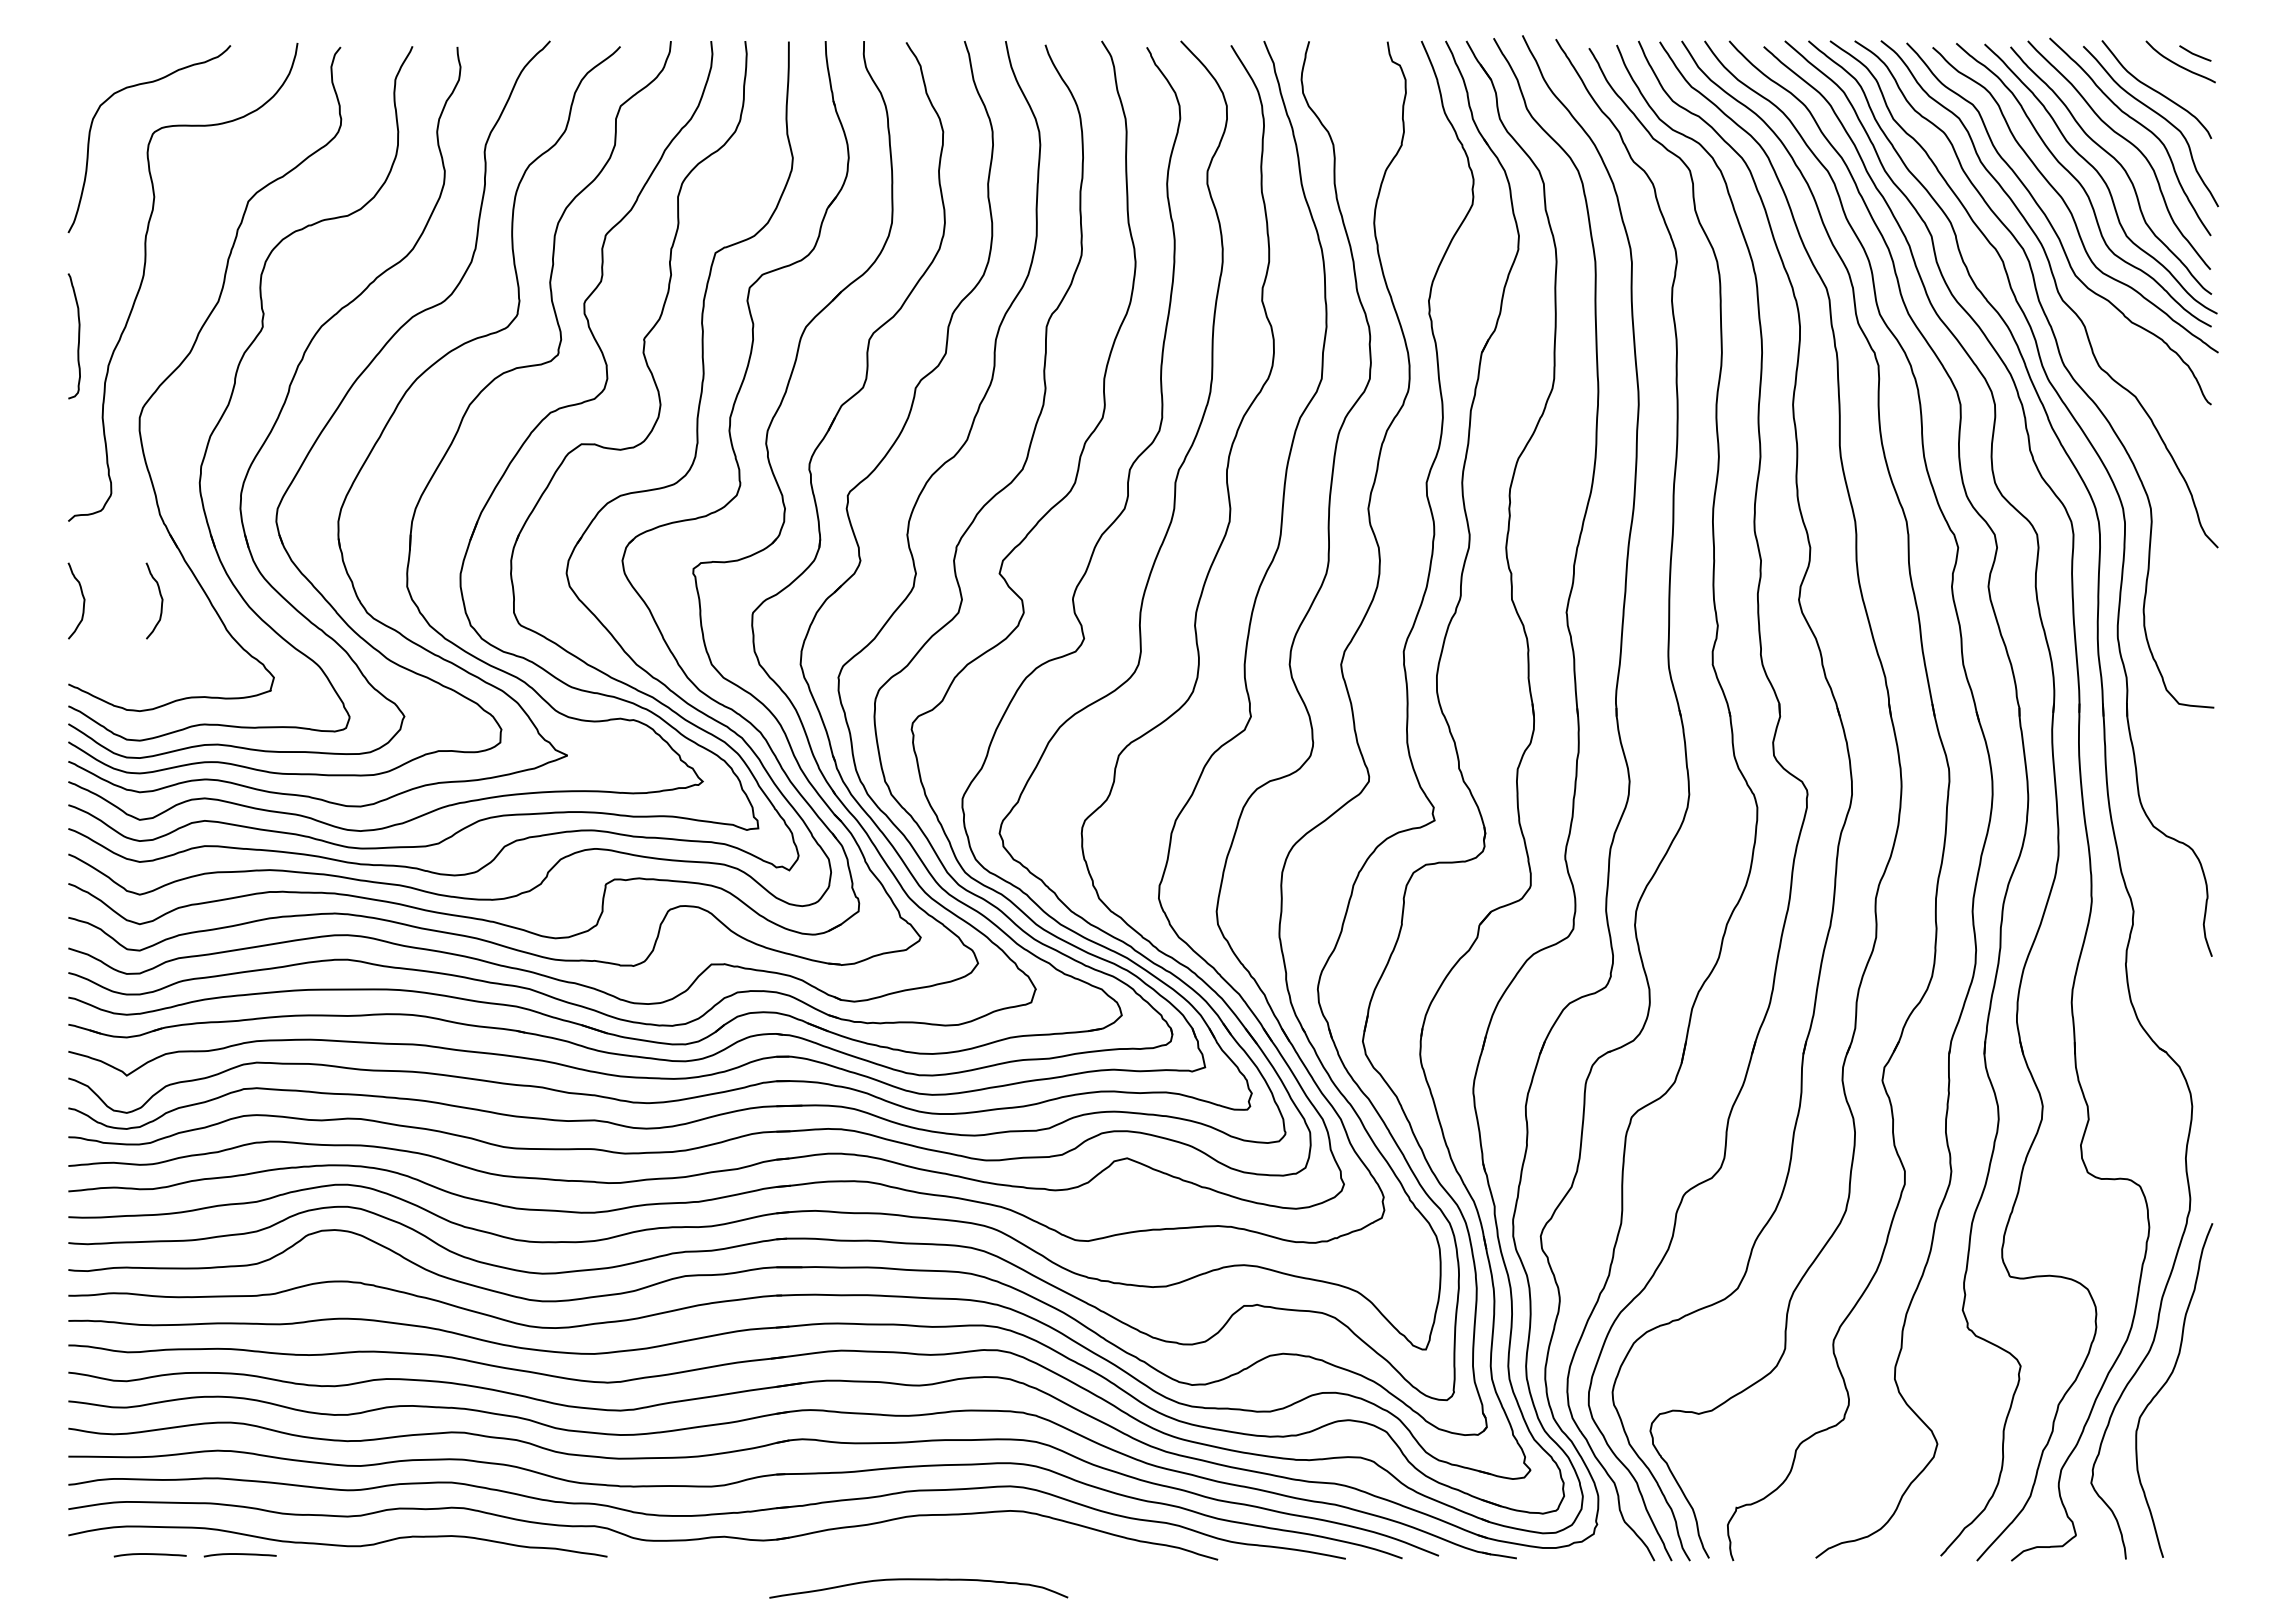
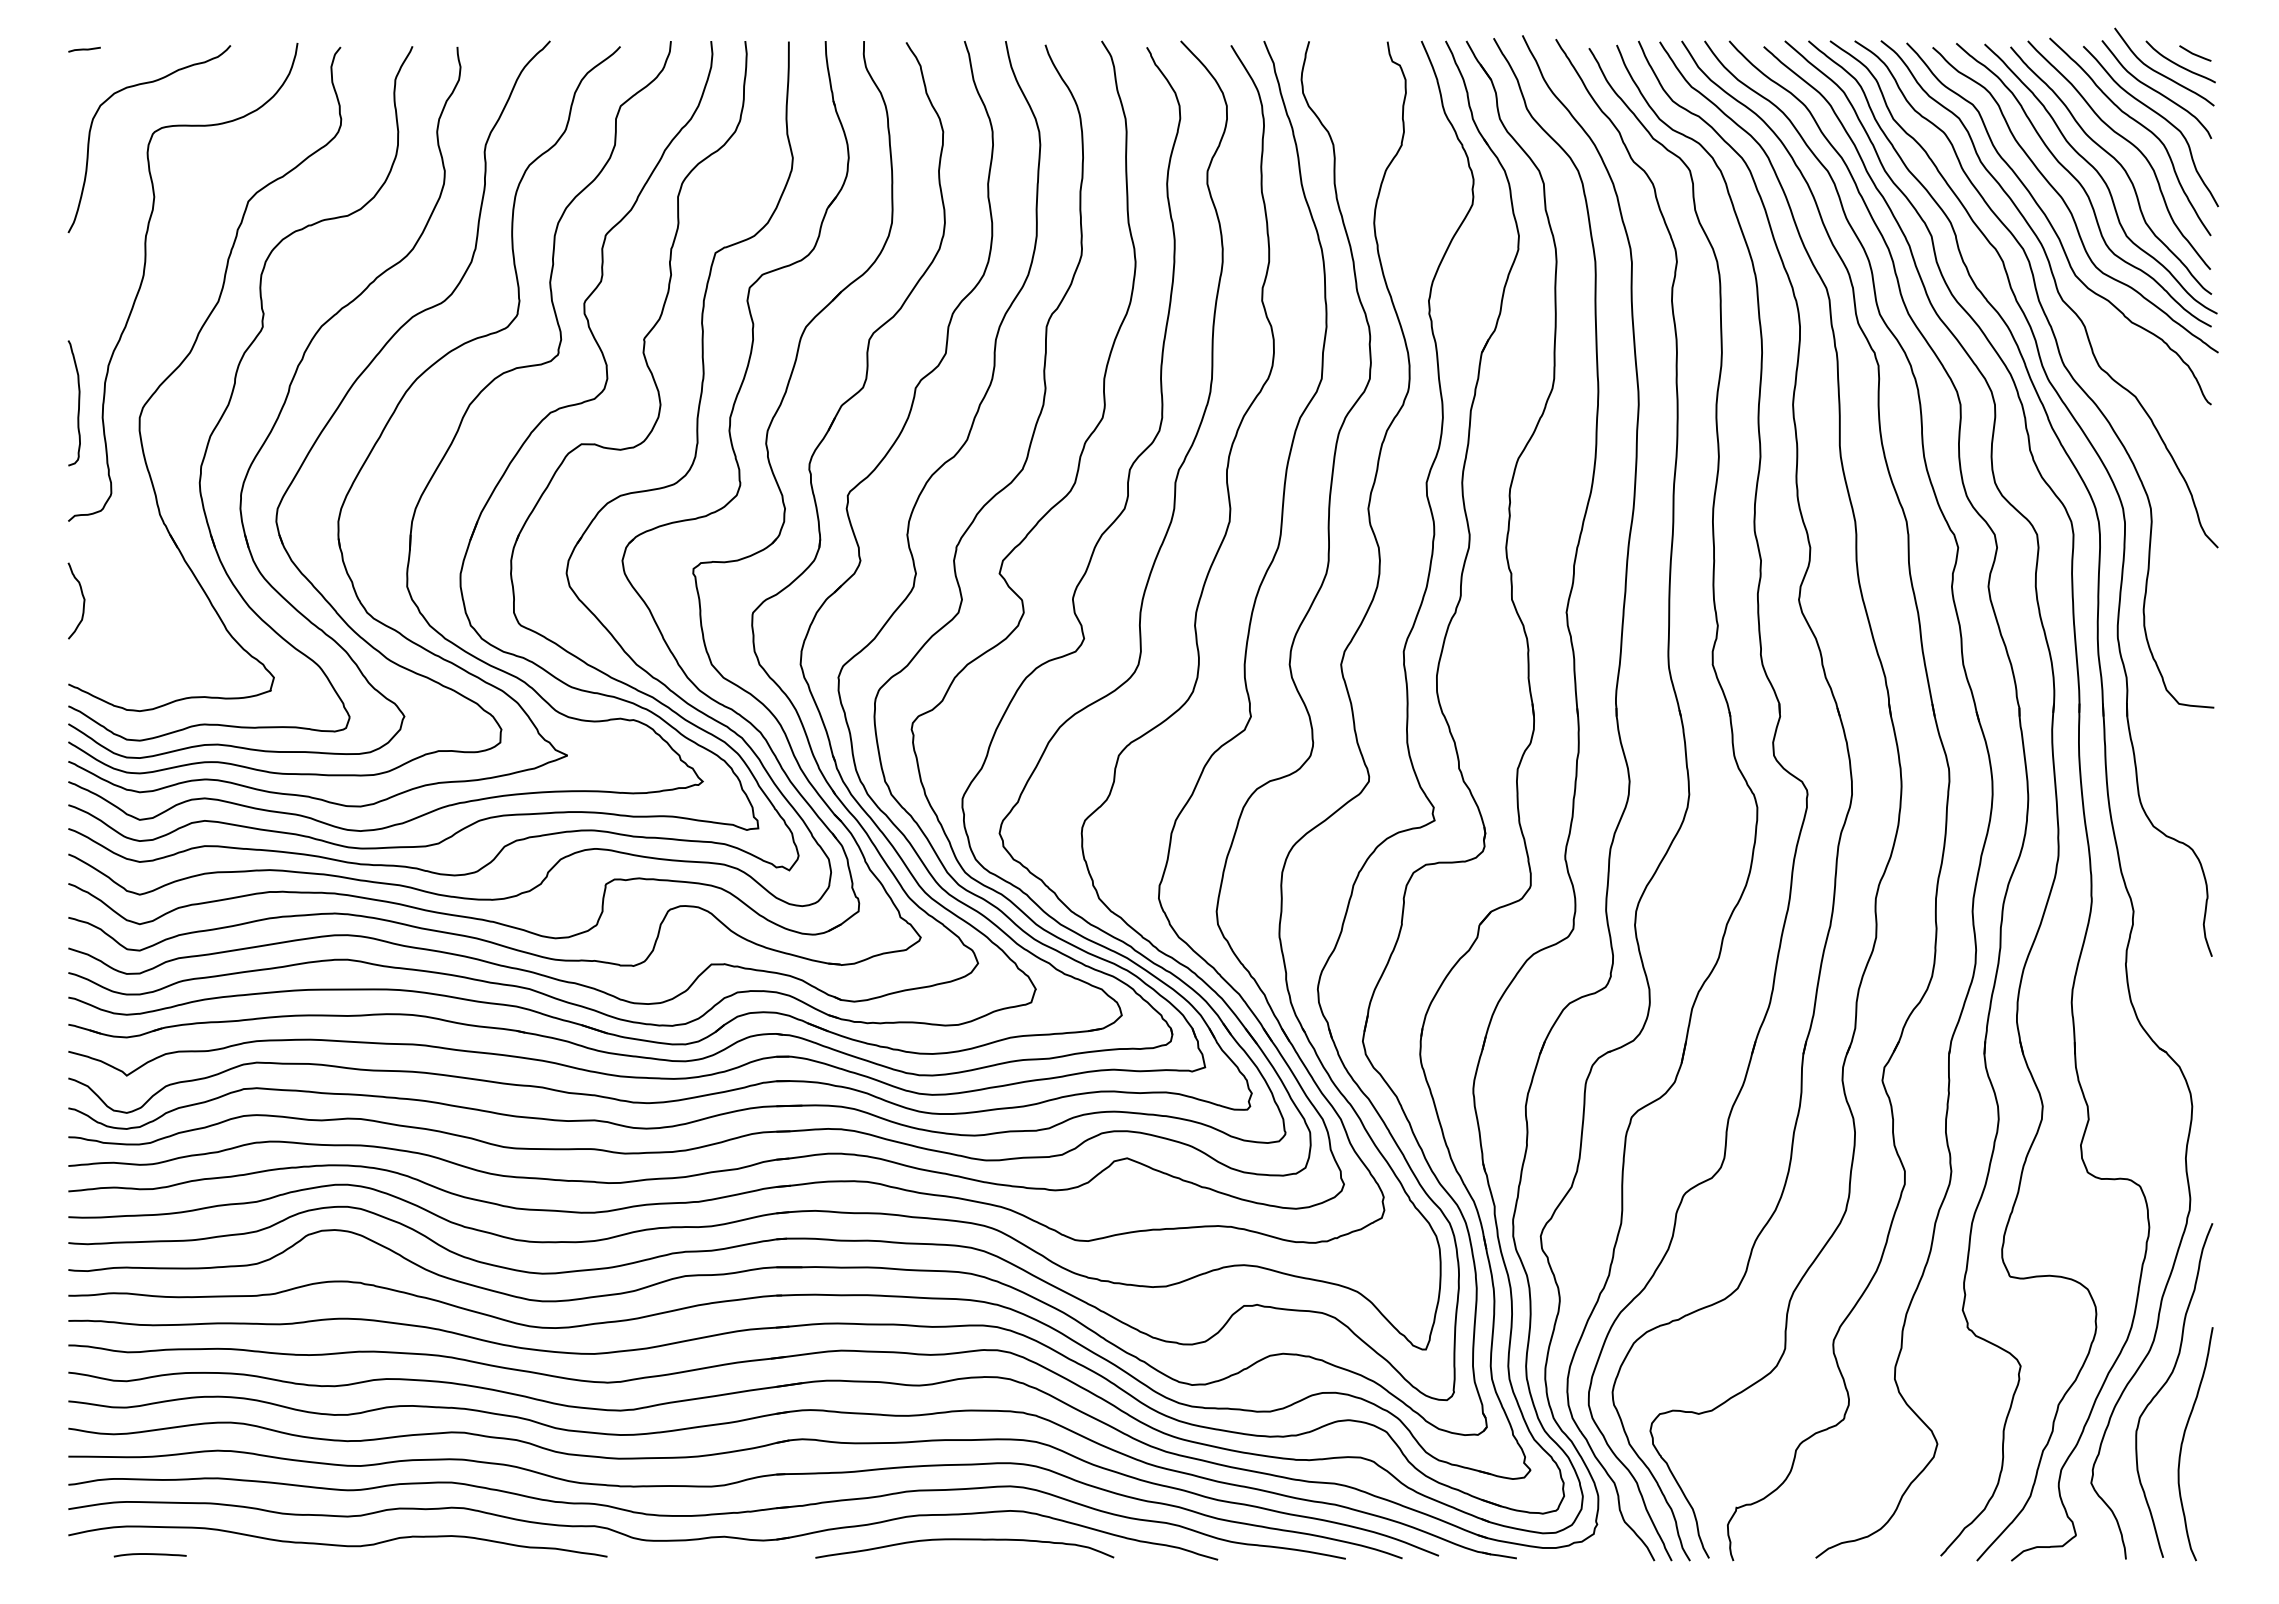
line: none -> present (84, 49)
curve: none -> present (2161, 73)
curve position: (78, 336) -> (78, 403) (78, 403)
curve: present -> none (160, 597)
curve: none -> present (2183, 1442)
curve: present -> none (239, 1554)
curve position: (918, 1580) -> (964, 1540) (964, 1540)
